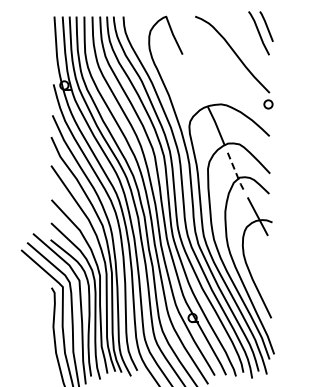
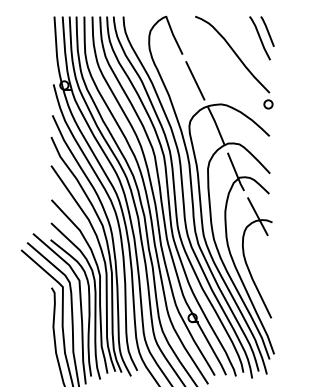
part position: (260, 33) -> (261, 38) (261, 38)
line: none -> present (195, 80)
line: dashed -> solid (236, 173)
